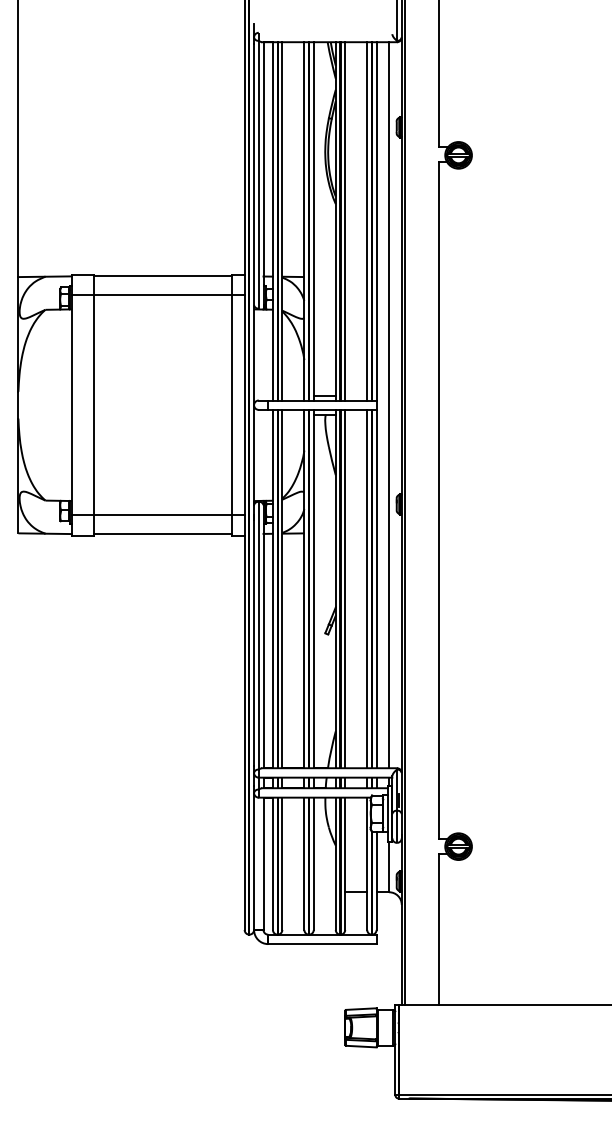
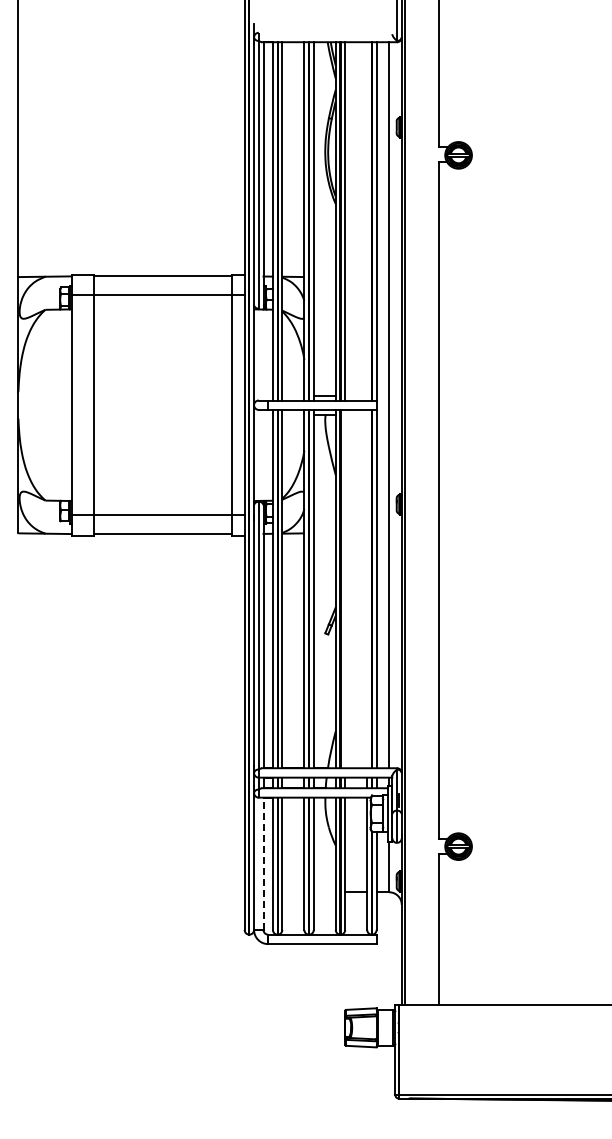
line: present -> none (367, 221)
line: present -> none (345, 588)
line: present -> none (367, 588)
line: solid -> dashed (263, 863)
